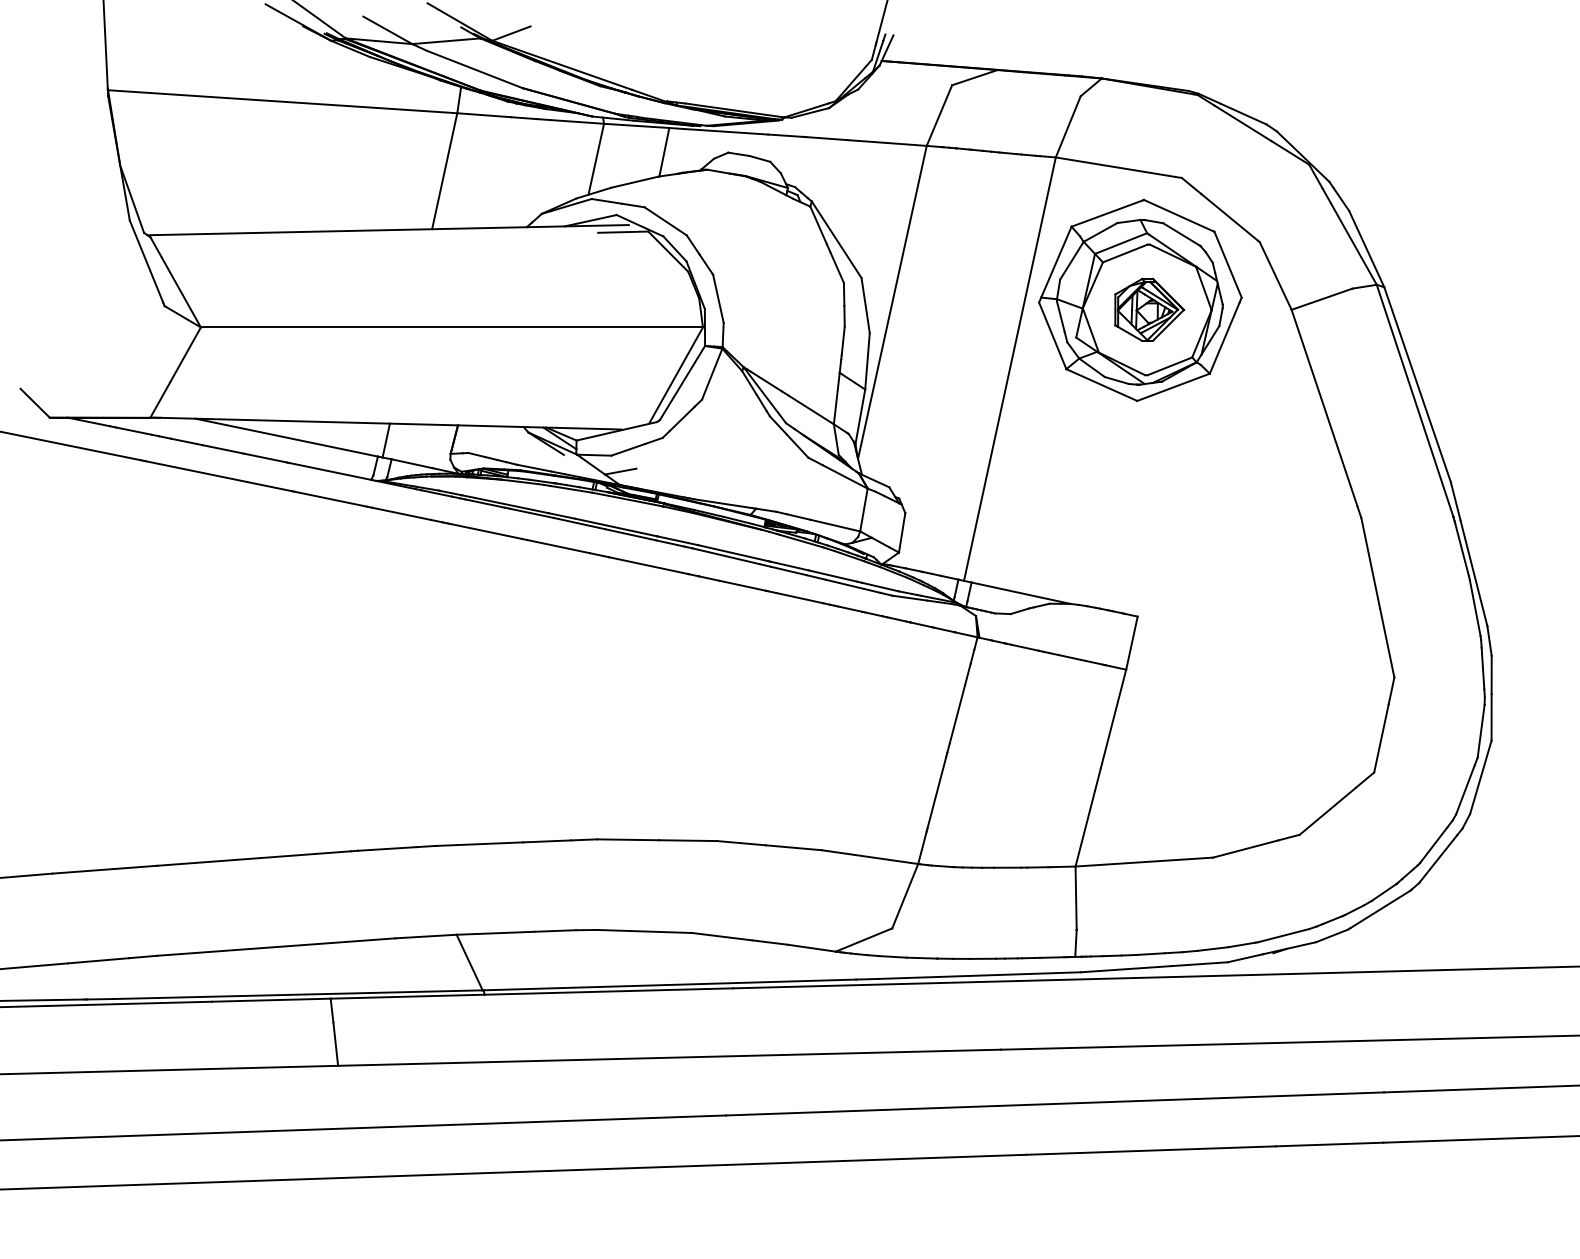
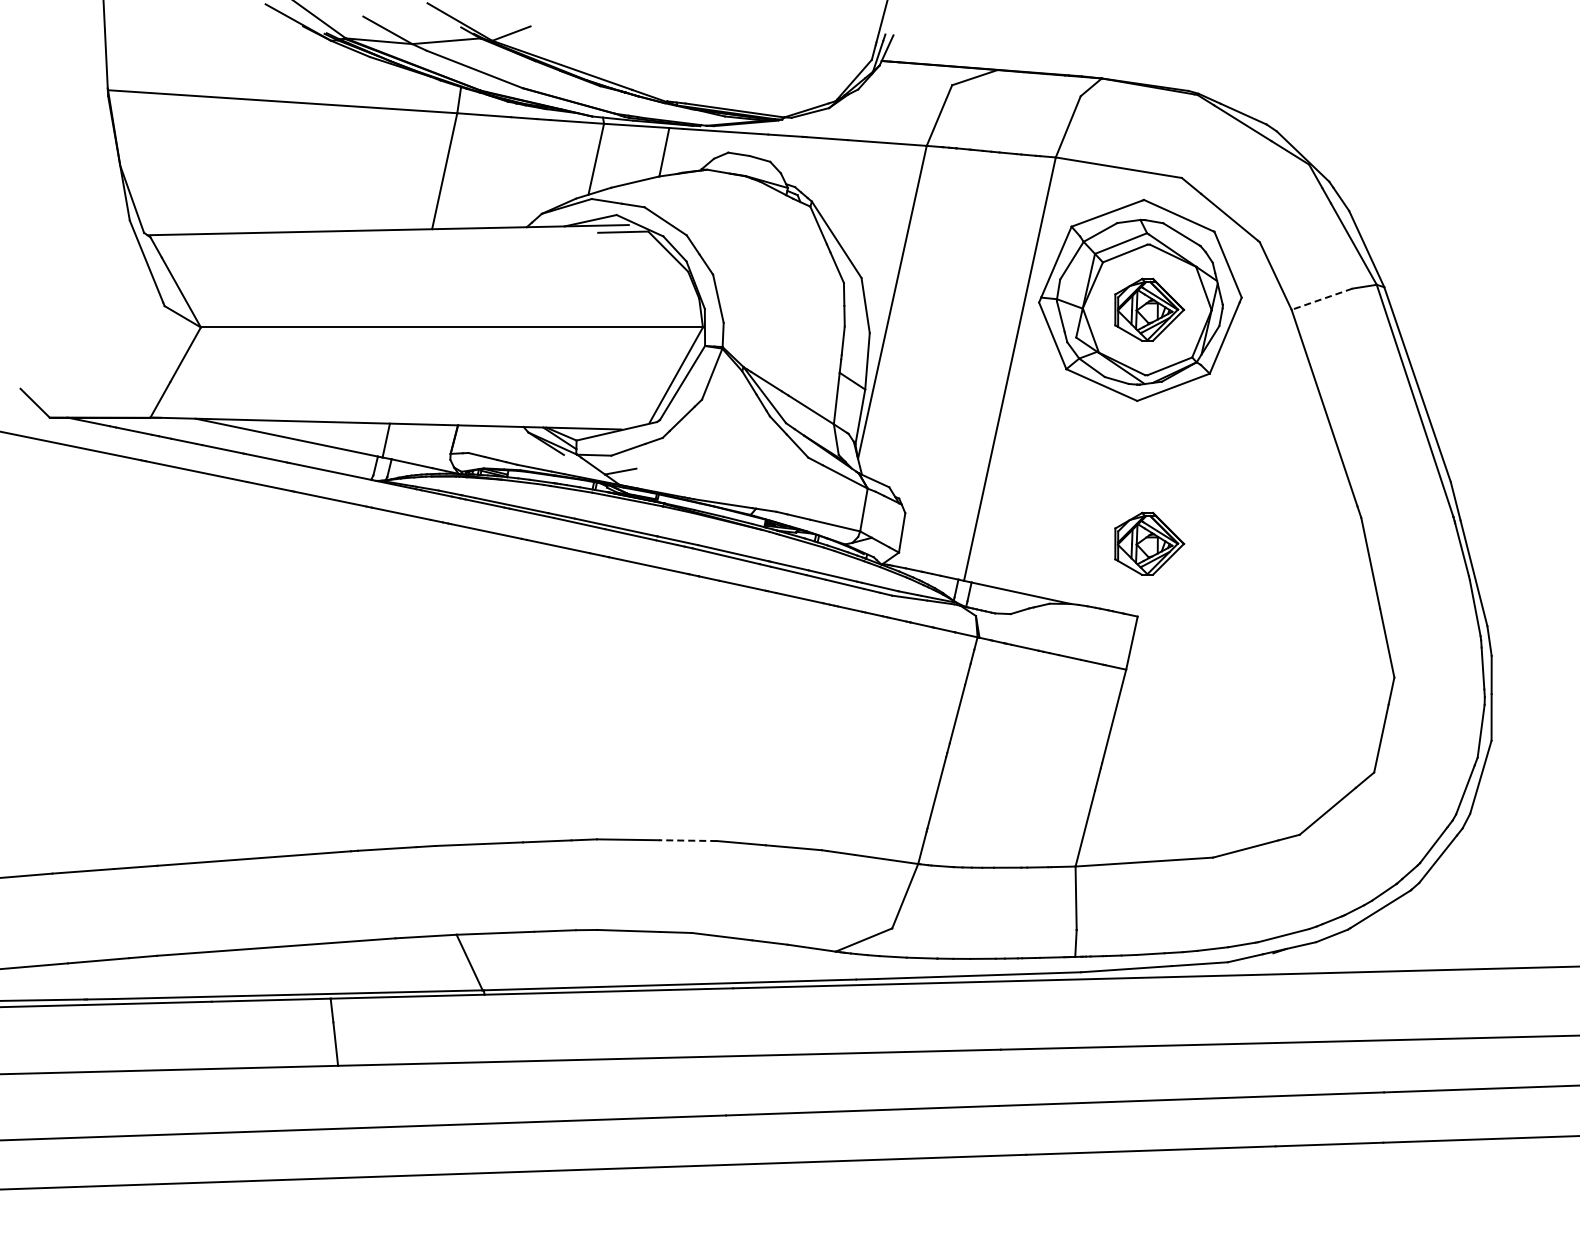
line: solid -> dashed (1321, 299)
part: none -> present (1149, 543)
line: solid -> dashed (688, 840)
